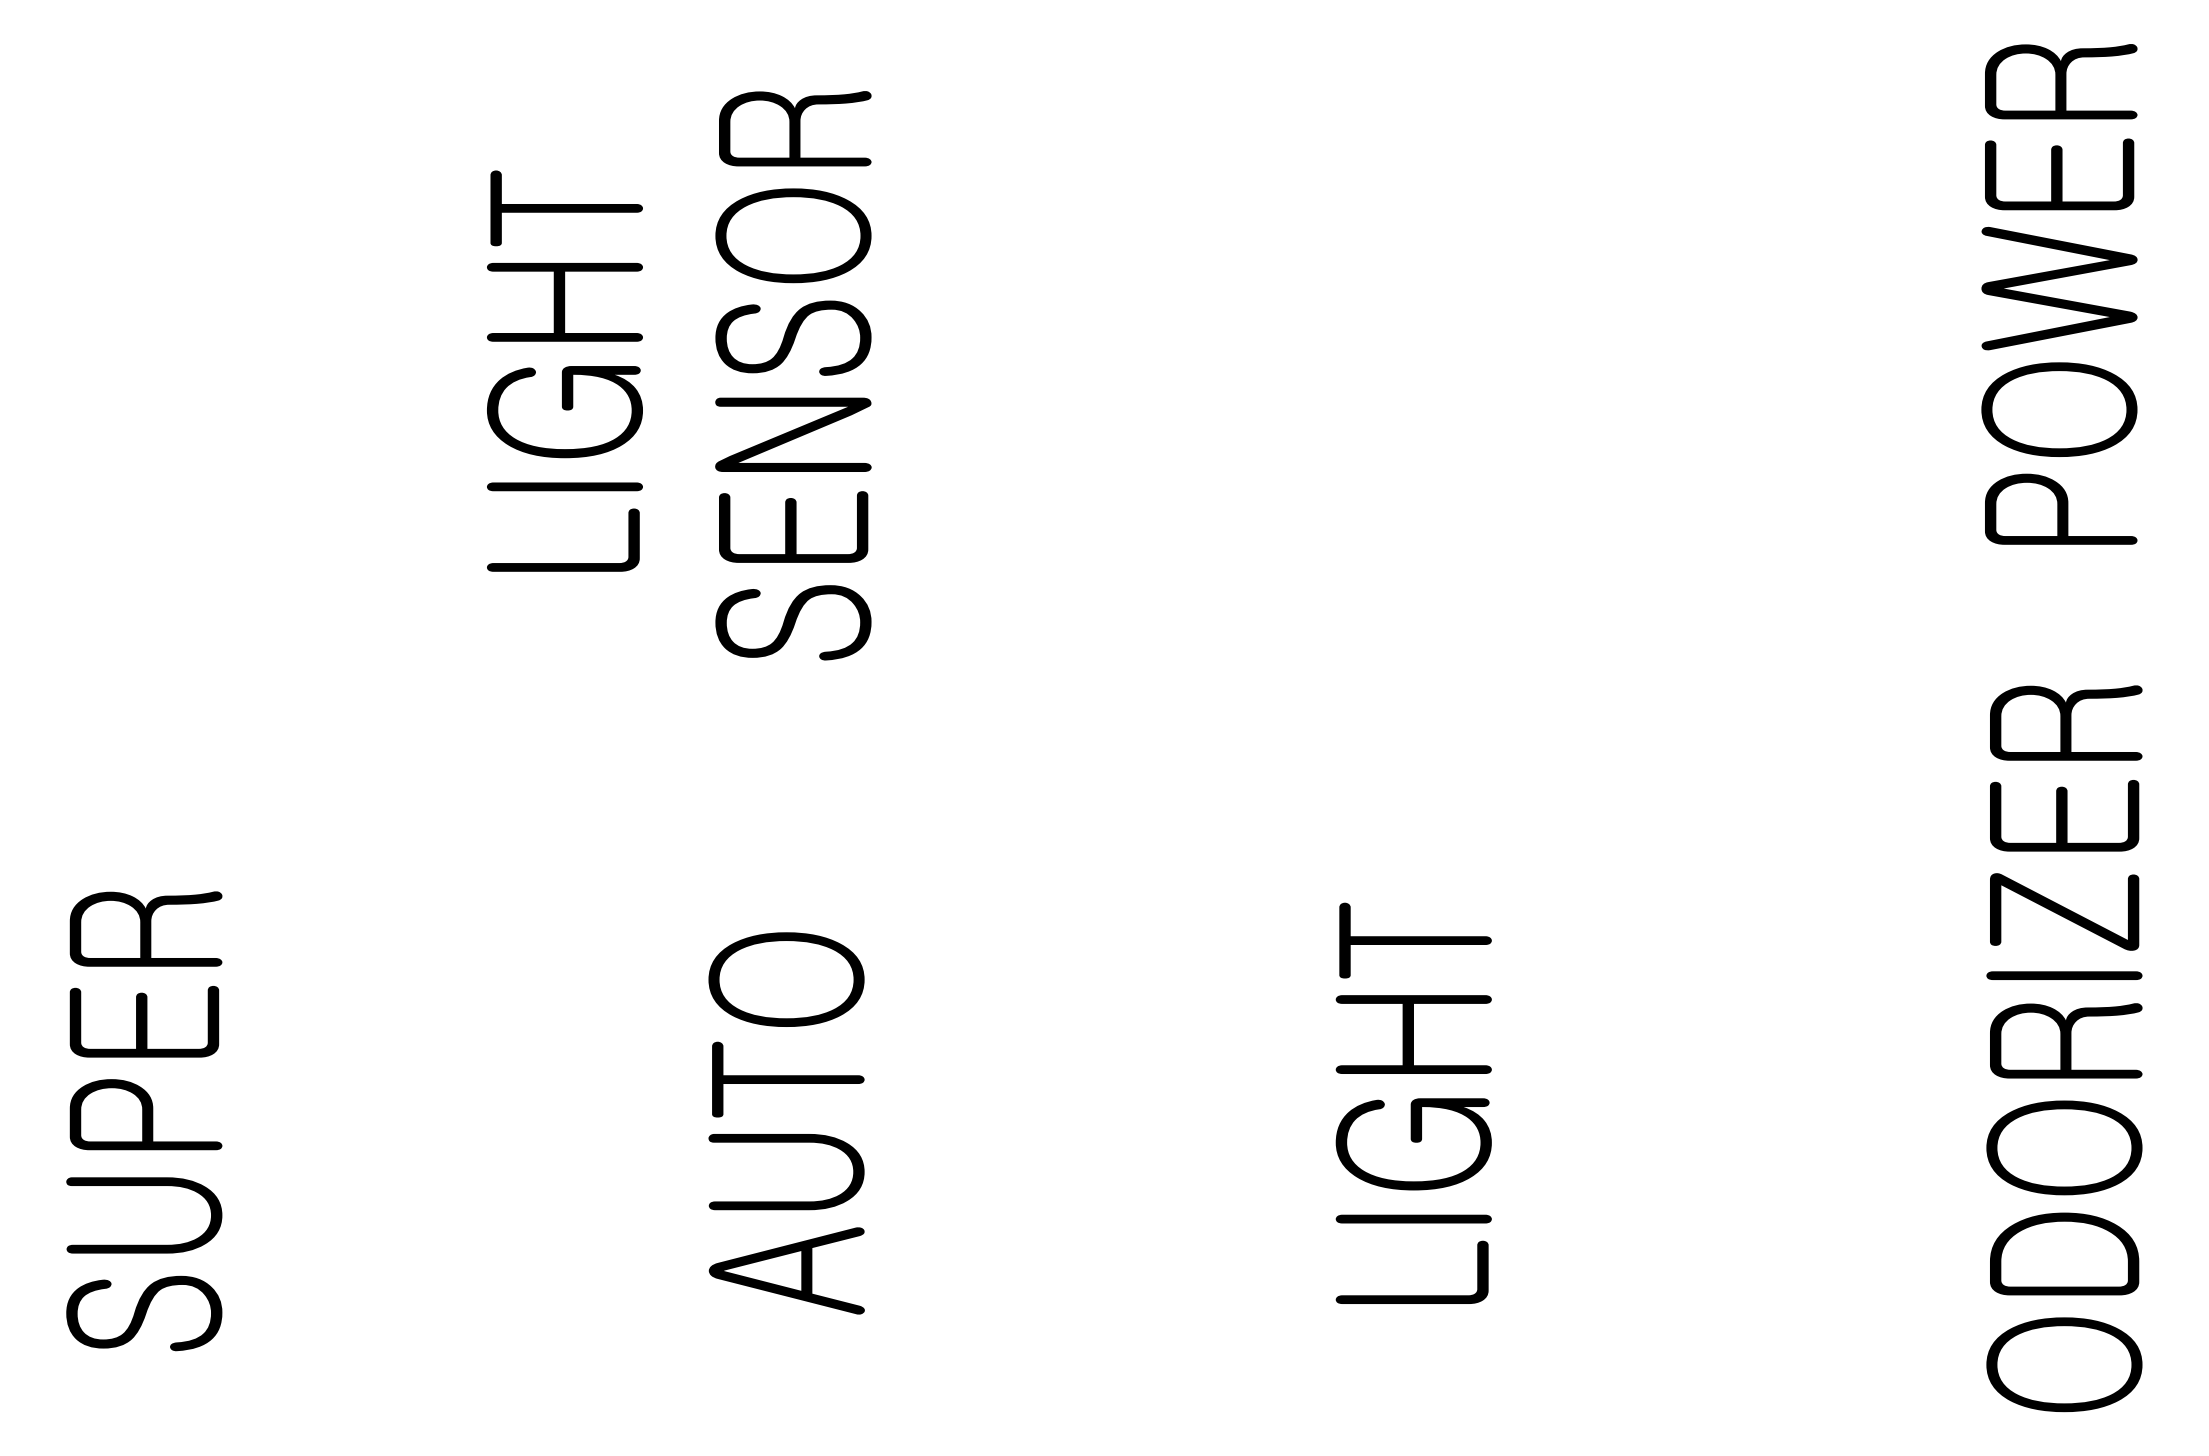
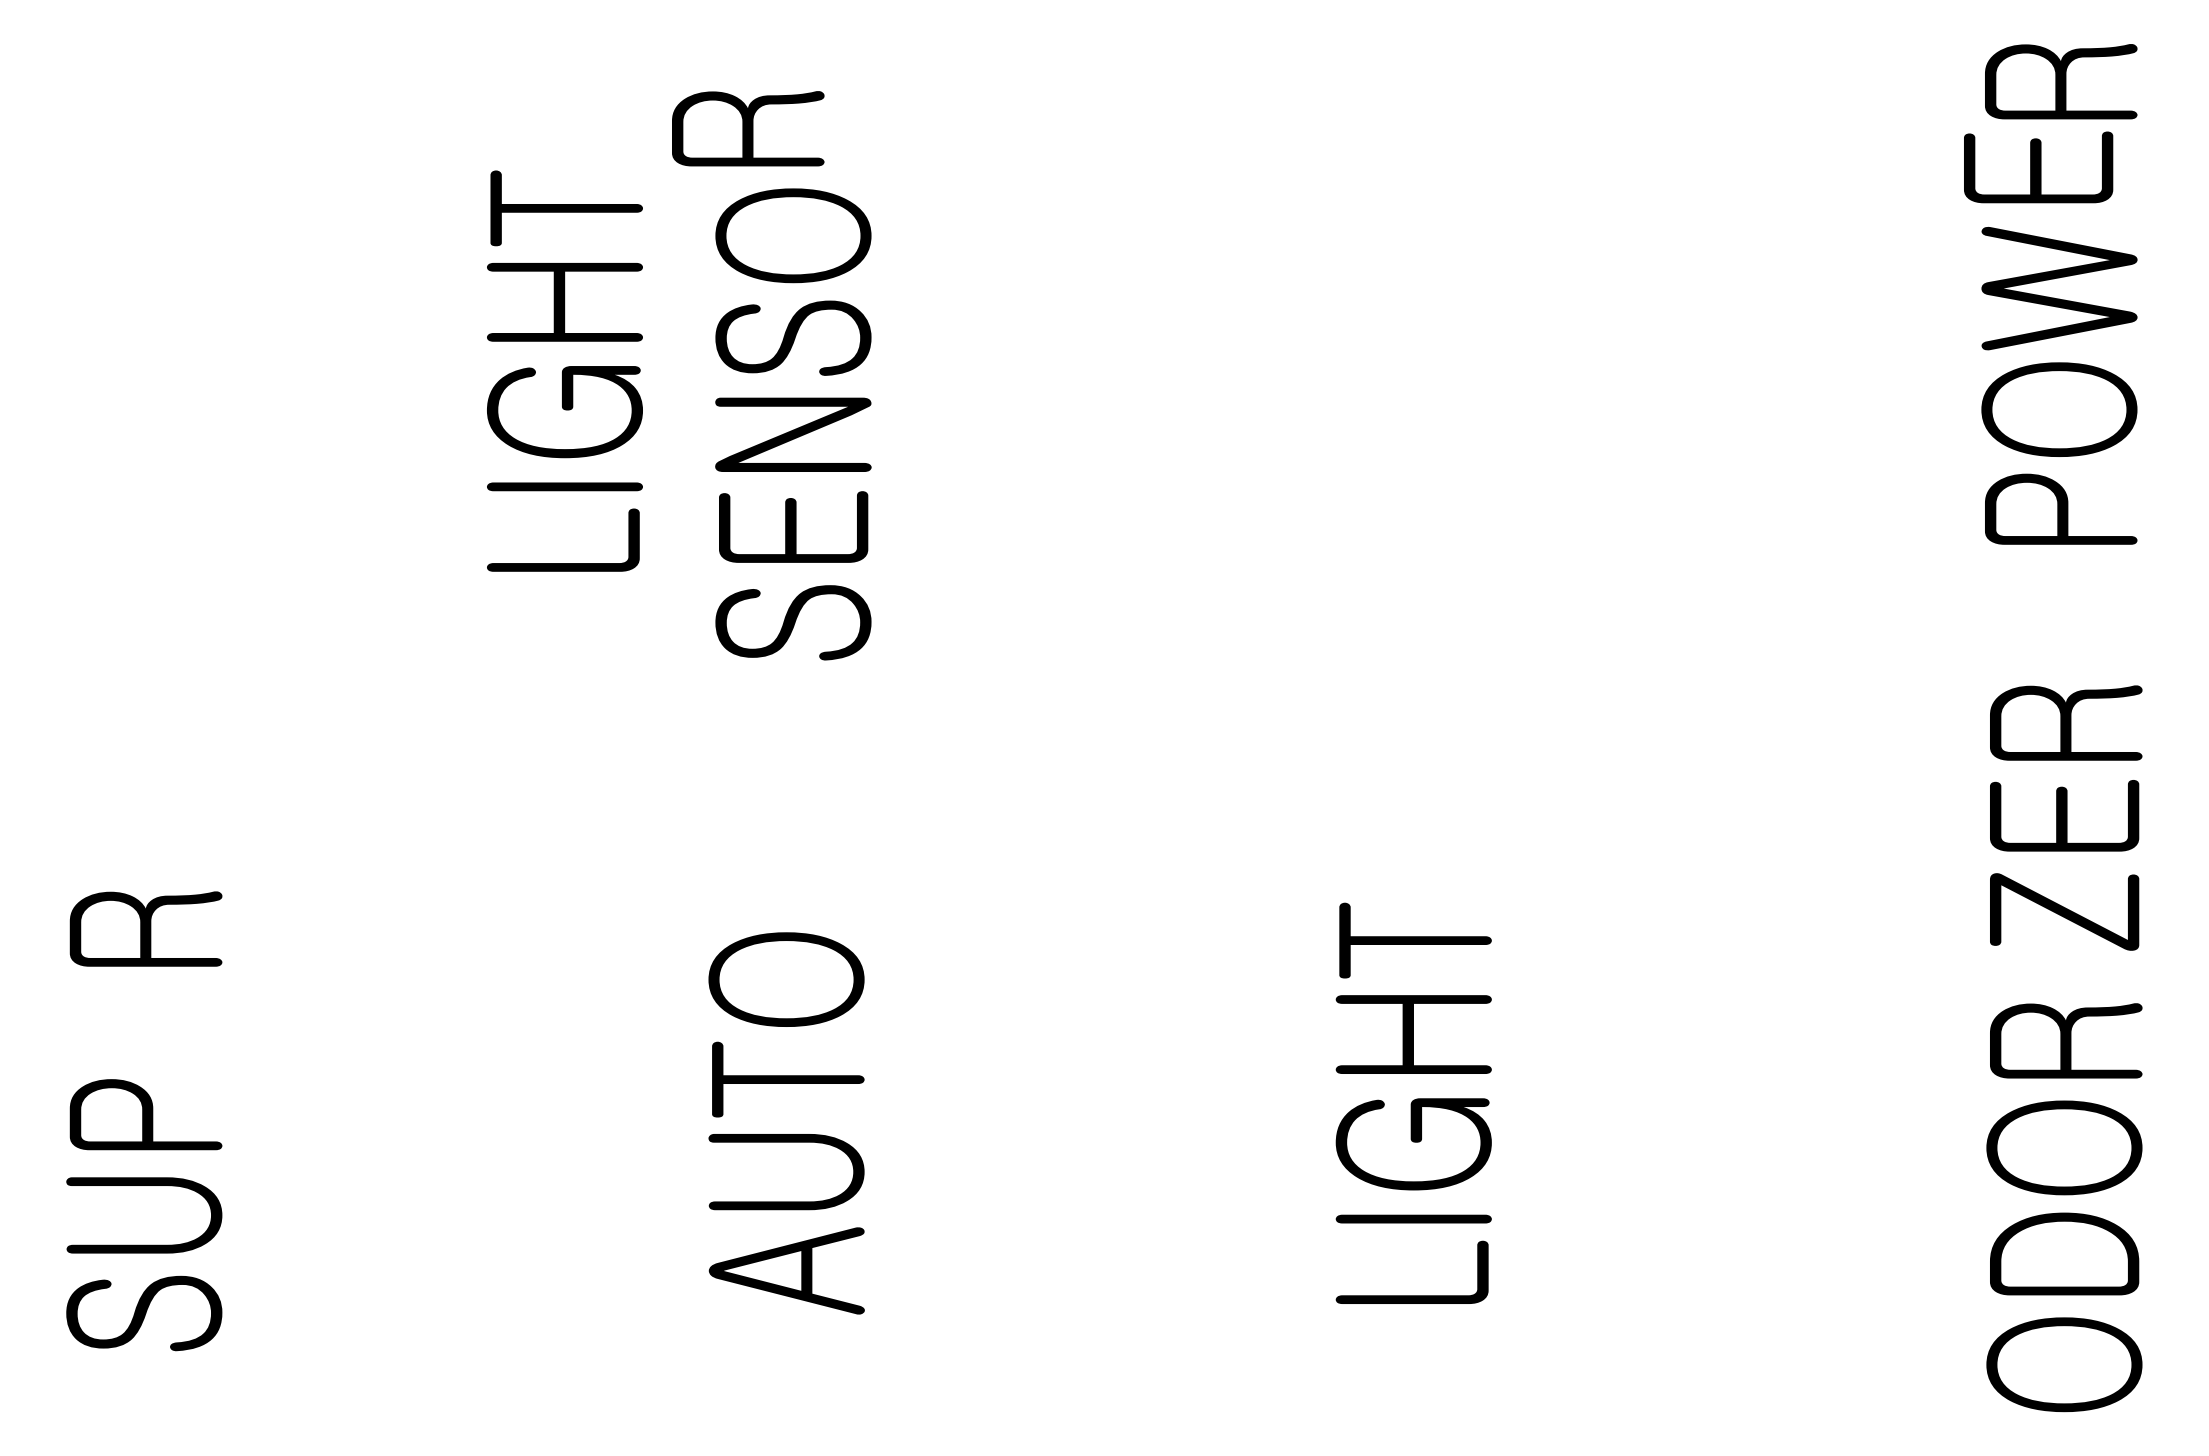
part position: (795, 128) -> (748, 128) (748, 128)
part position: (2059, 174) -> (2038, 167) (2038, 167)
fill: present -> none (2064, 975)
fill: present -> none (144, 1021)
